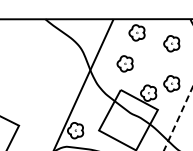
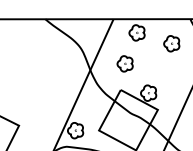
part: present -> none (171, 83)
line: dashed -> solid (178, 118)
